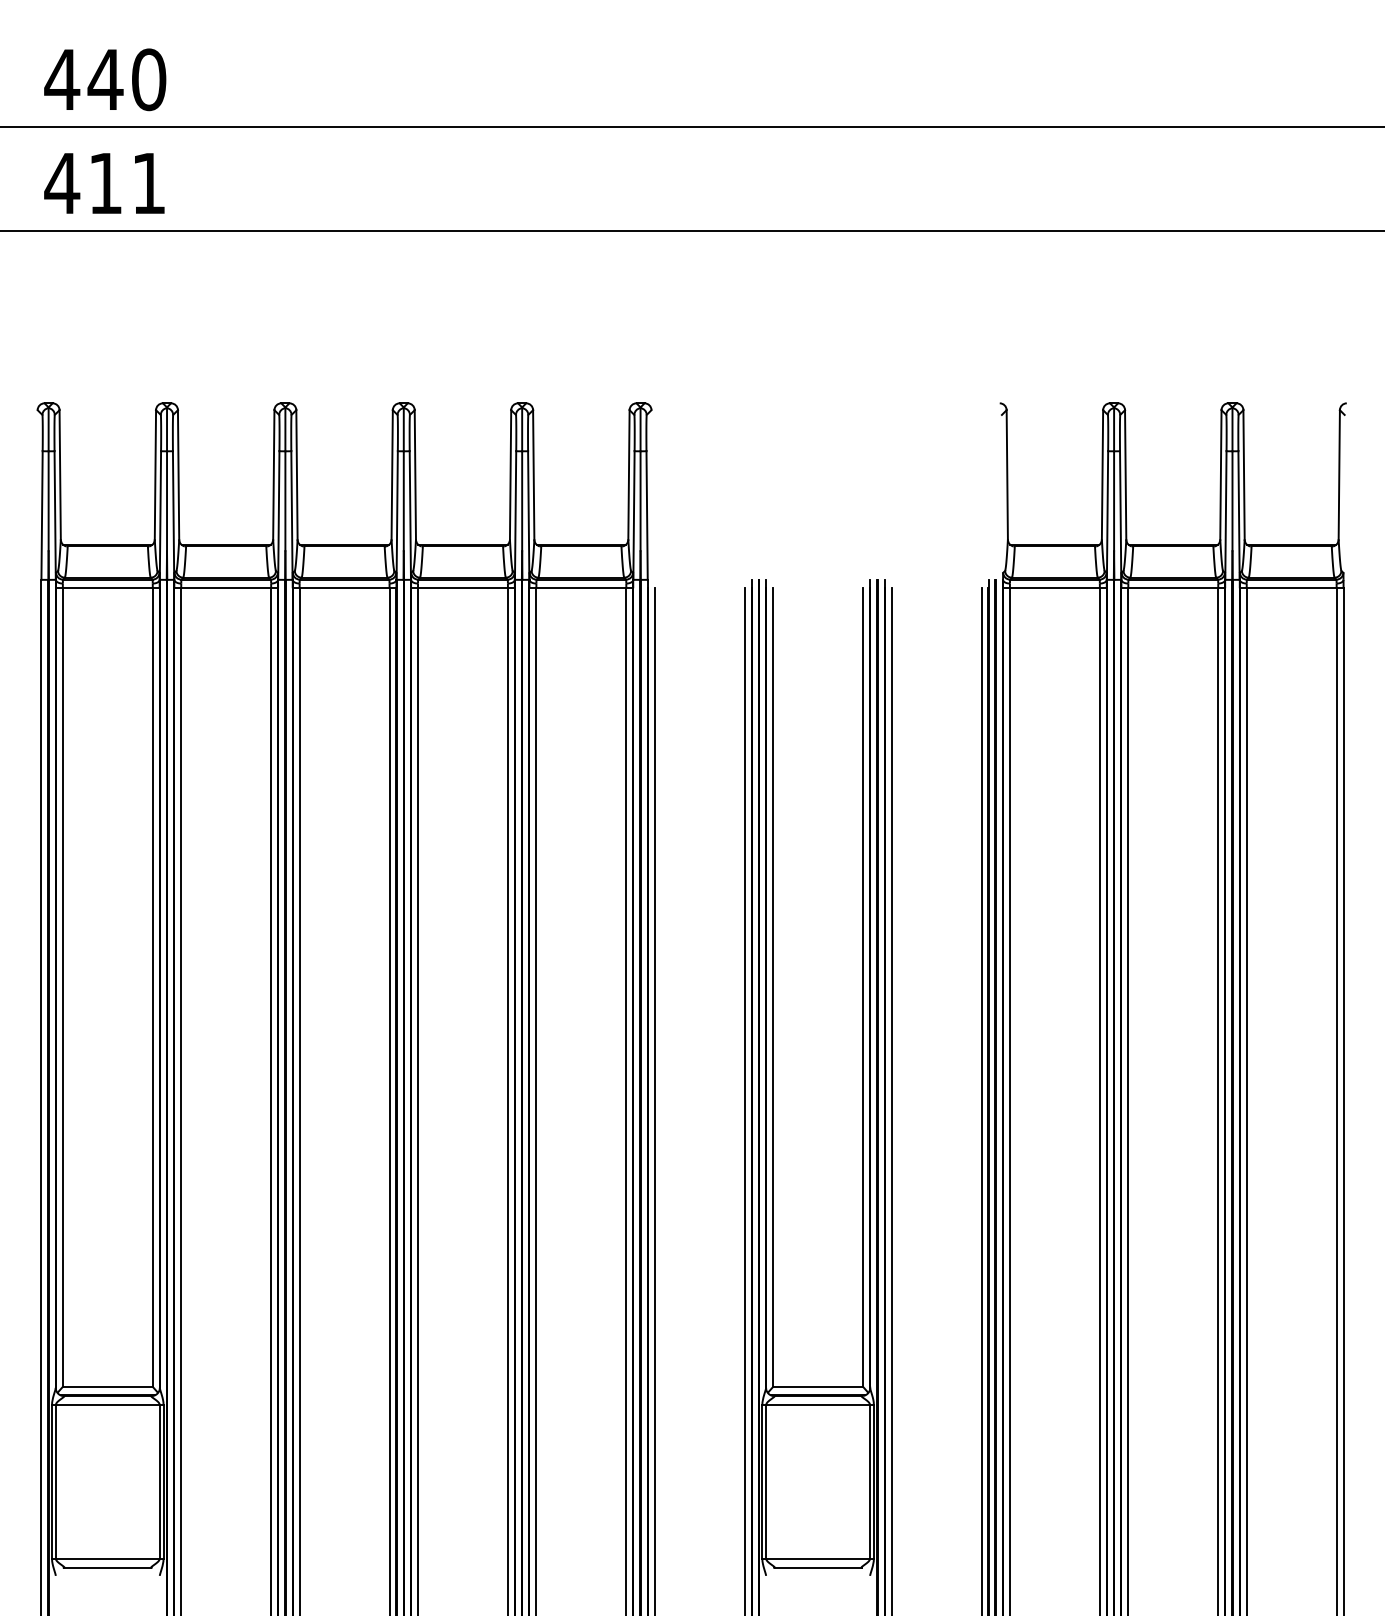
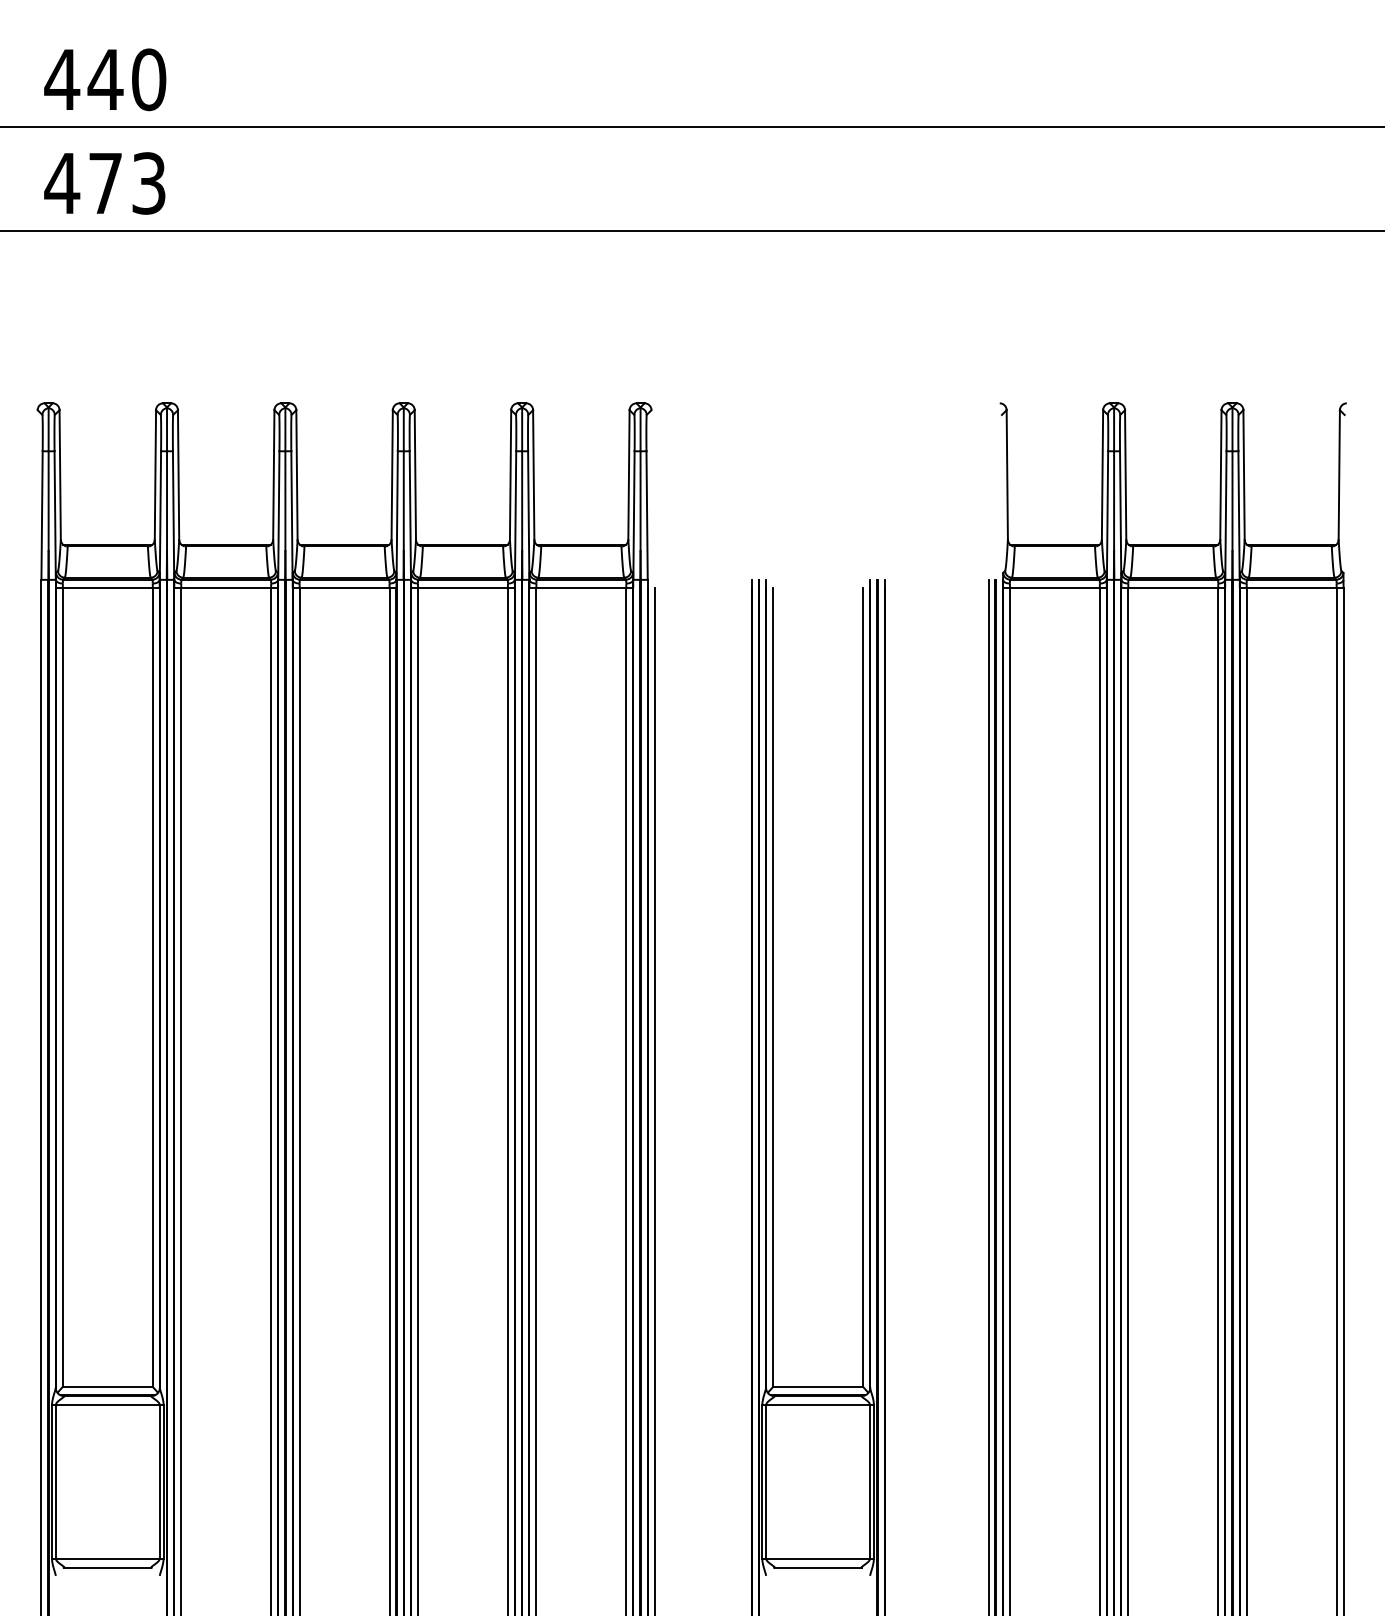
text: 411 -> 473 (127, 183)
line: present -> none (744, 1100)
line: present -> none (891, 1100)
line: present -> none (981, 1100)
line: present -> none (988, 1100)
